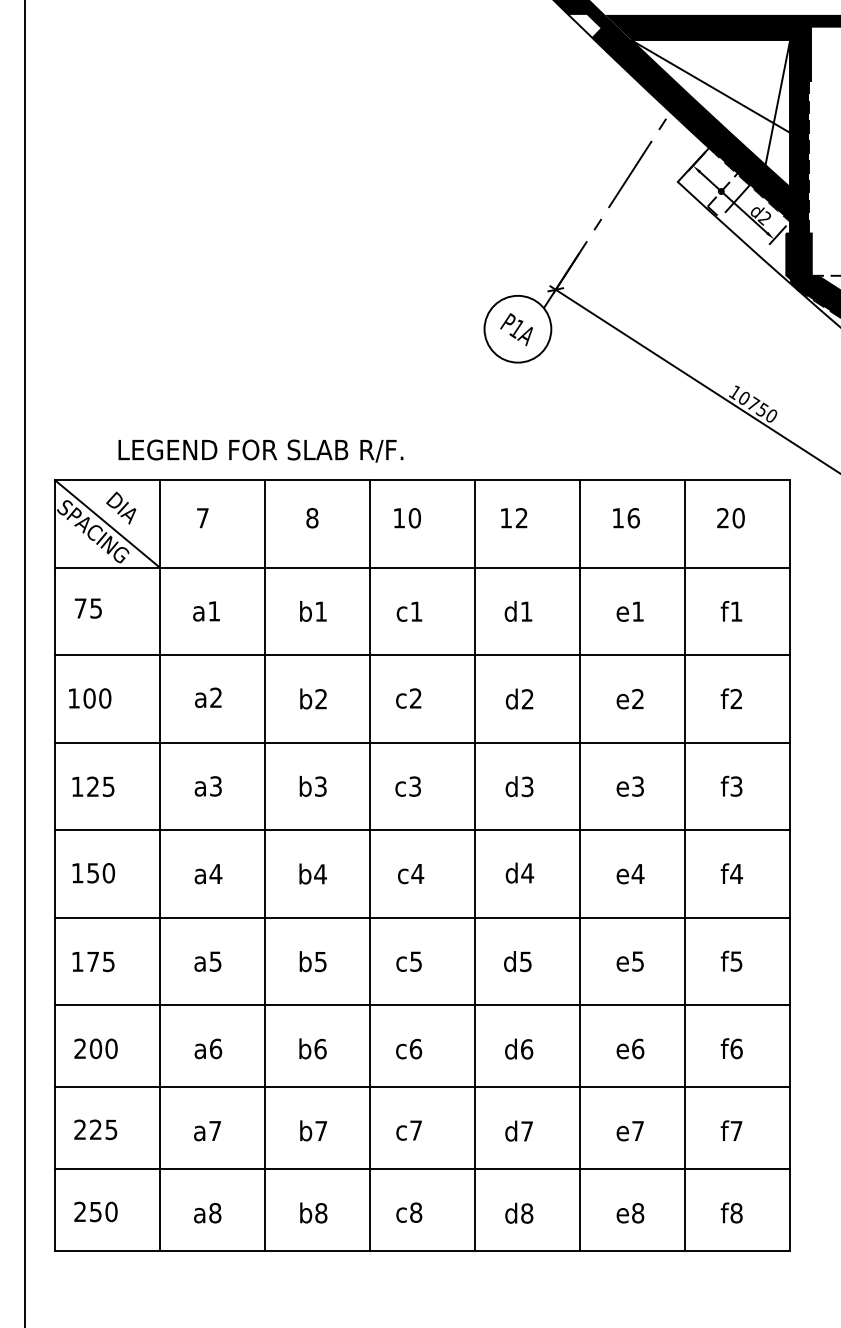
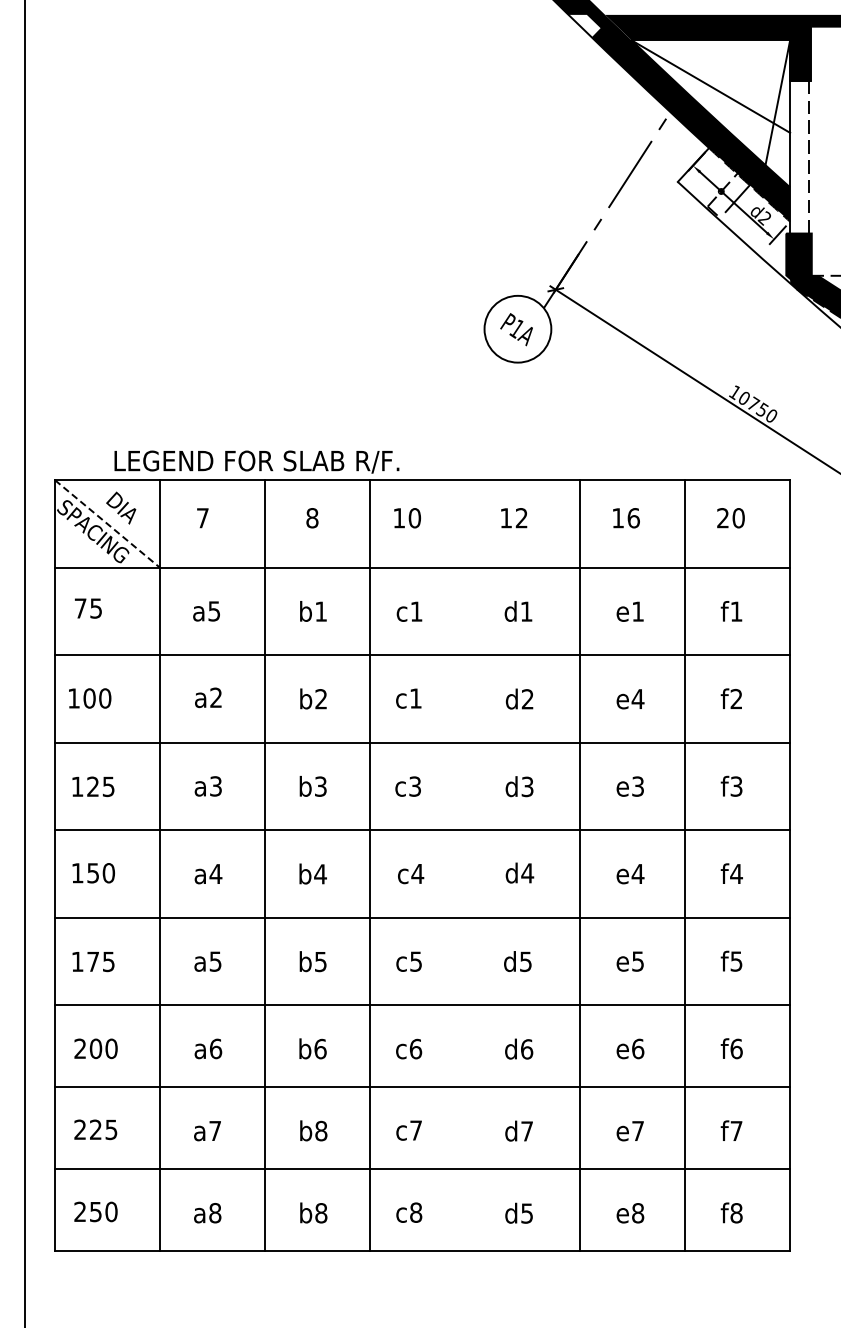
fill: present -> none (799, 156)
text position: (260, 450) -> (256, 461) (256, 461)
line: solid -> dashed (107, 524)
text: a1 -> a5 (213, 611)
text: c2 -> c1 (415, 698)
text: e2 -> e4 (637, 698)
line: present -> none (474, 865)
text: b7 -> b8 (321, 1130)
text: d8 -> d5 (527, 1213)
